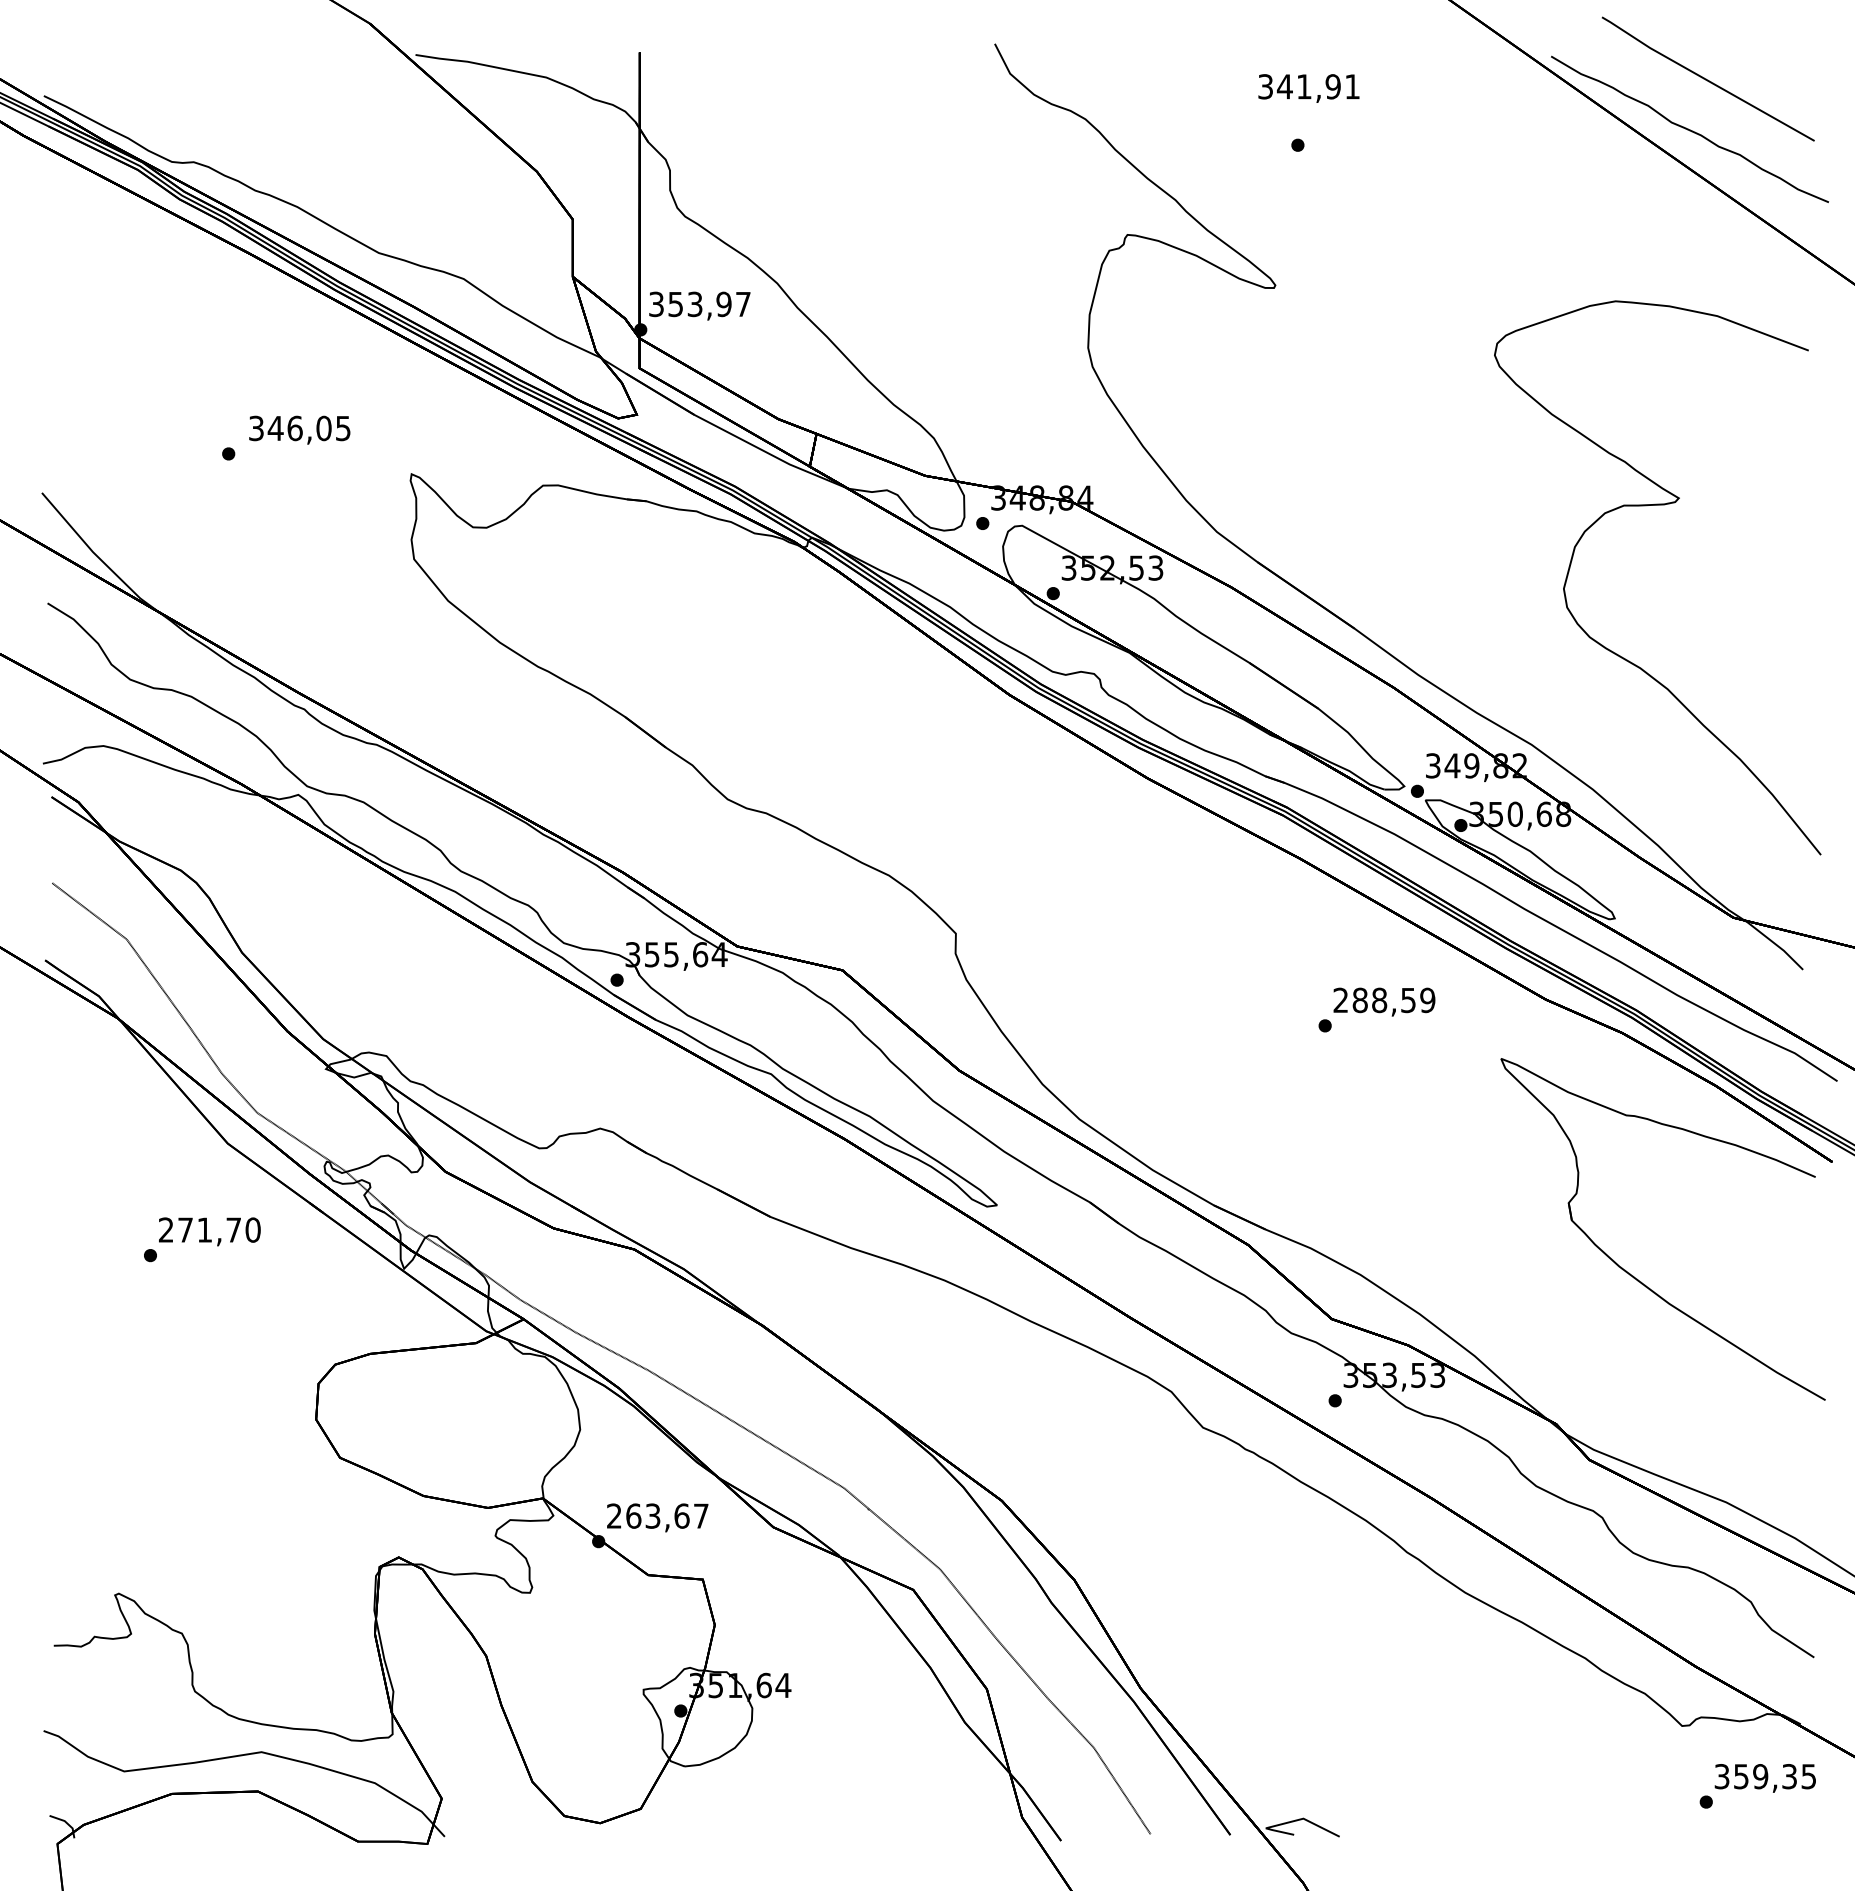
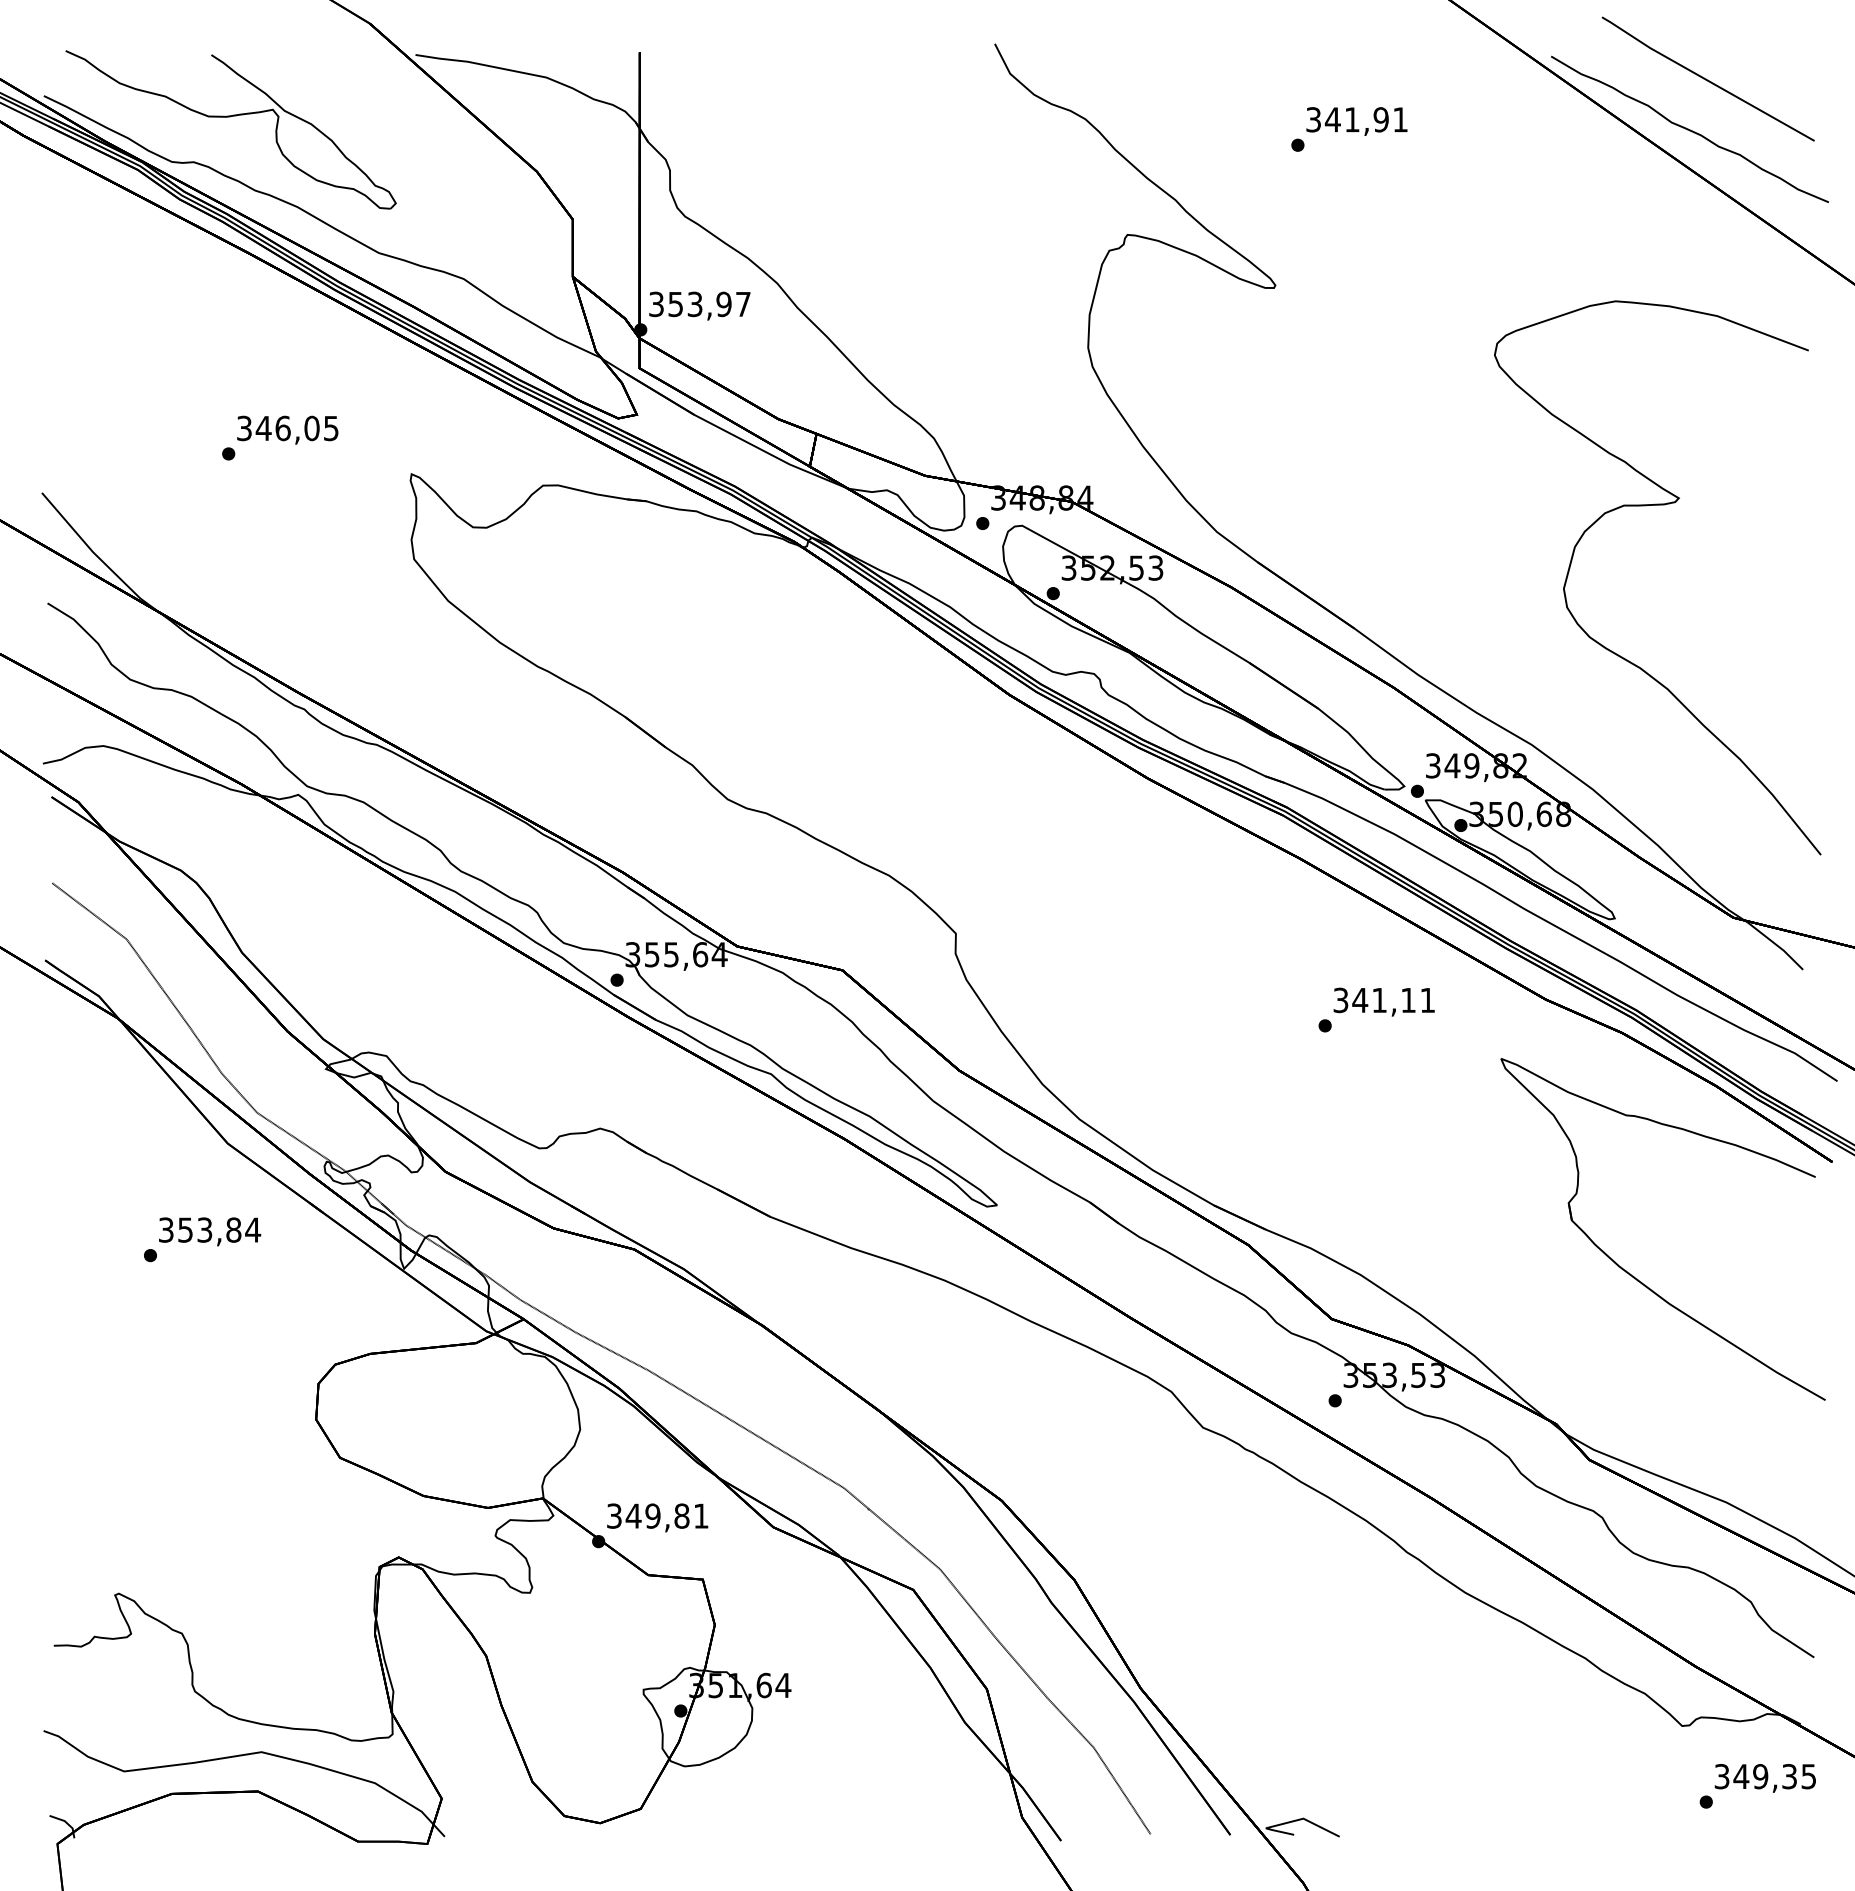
text position: (1308, 88) -> (1356, 121) (1356, 121)
part: none -> present (230, 117)
text position: (299, 429) -> (287, 429) (287, 429)
text: 288,59 -> 341,11 (1384, 1000)
text: 271,70 -> 353,84 (210, 1229)
text: 263,67 -> 349,81 (657, 1515)
text: 359,35 -> 349,35 (1741, 1776)
